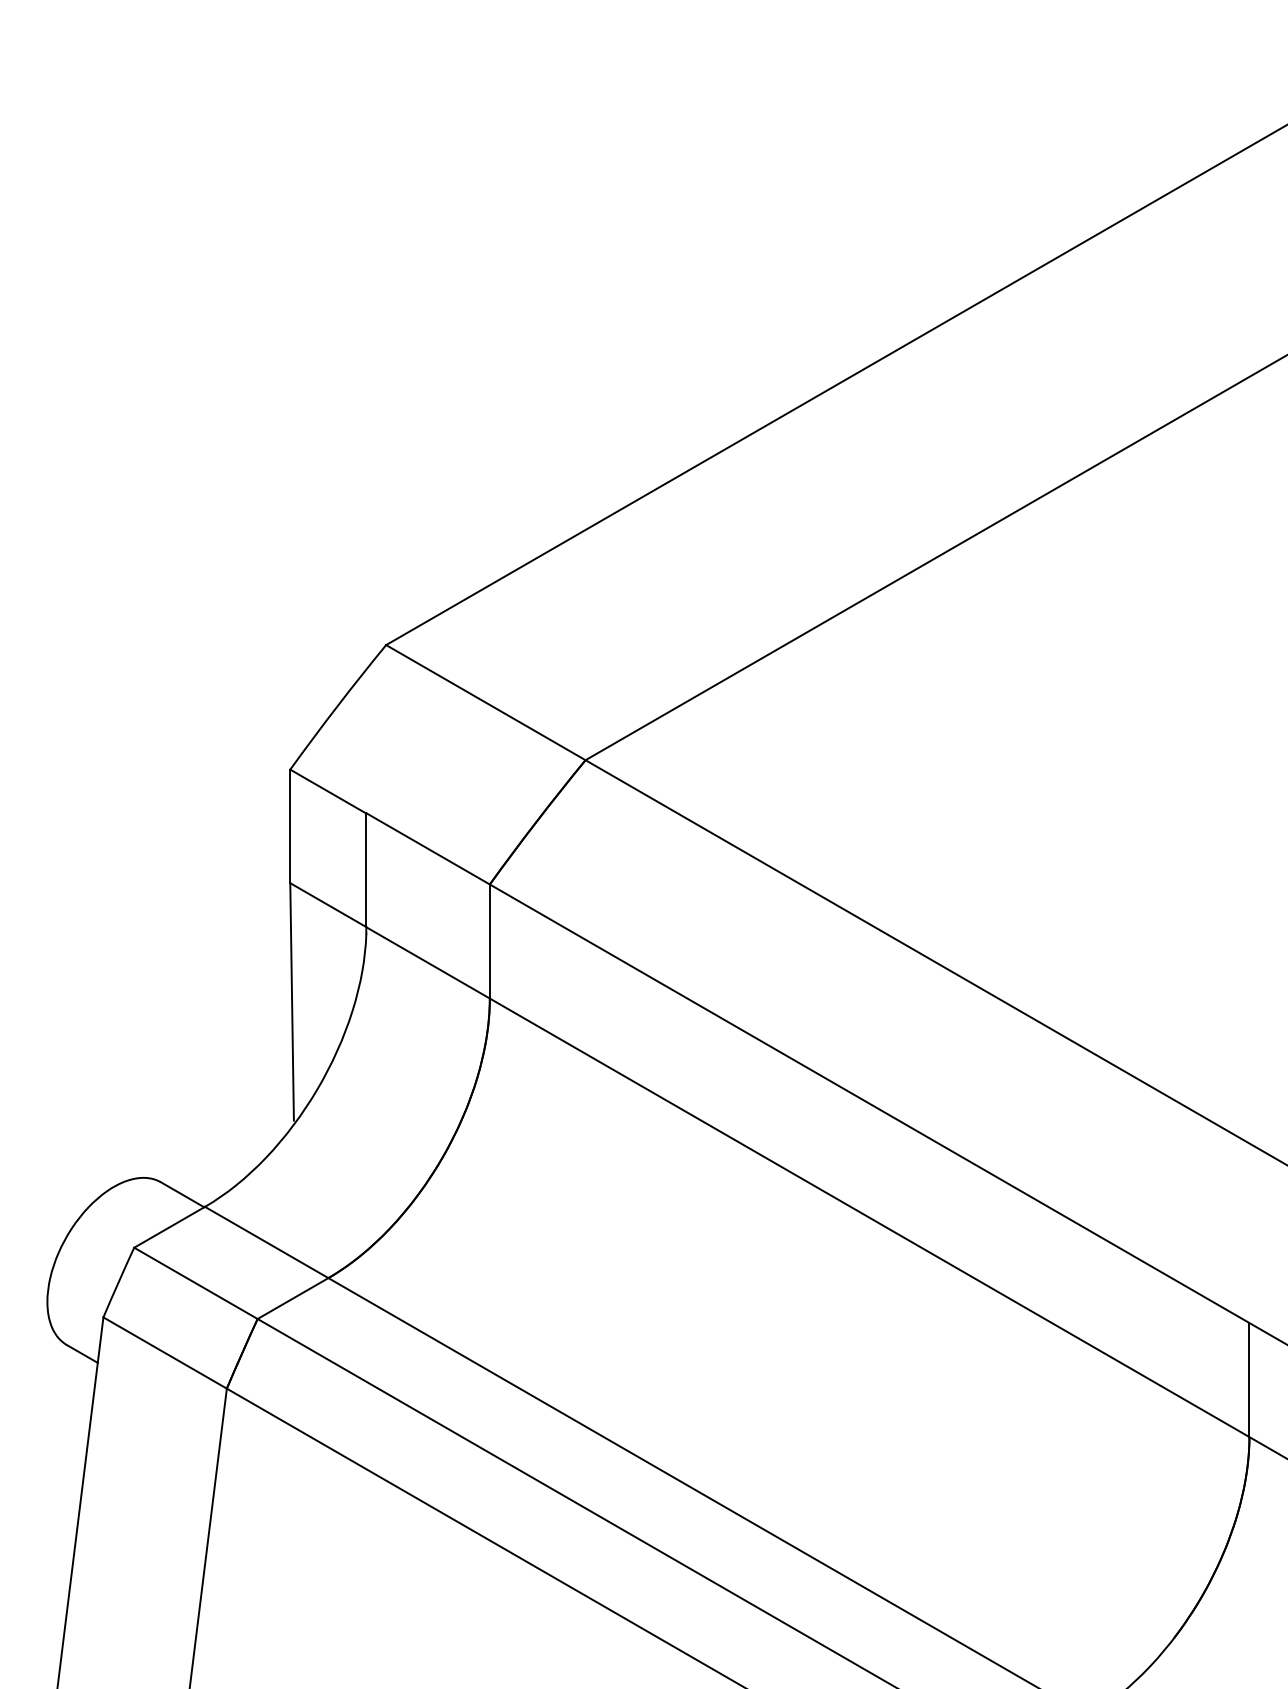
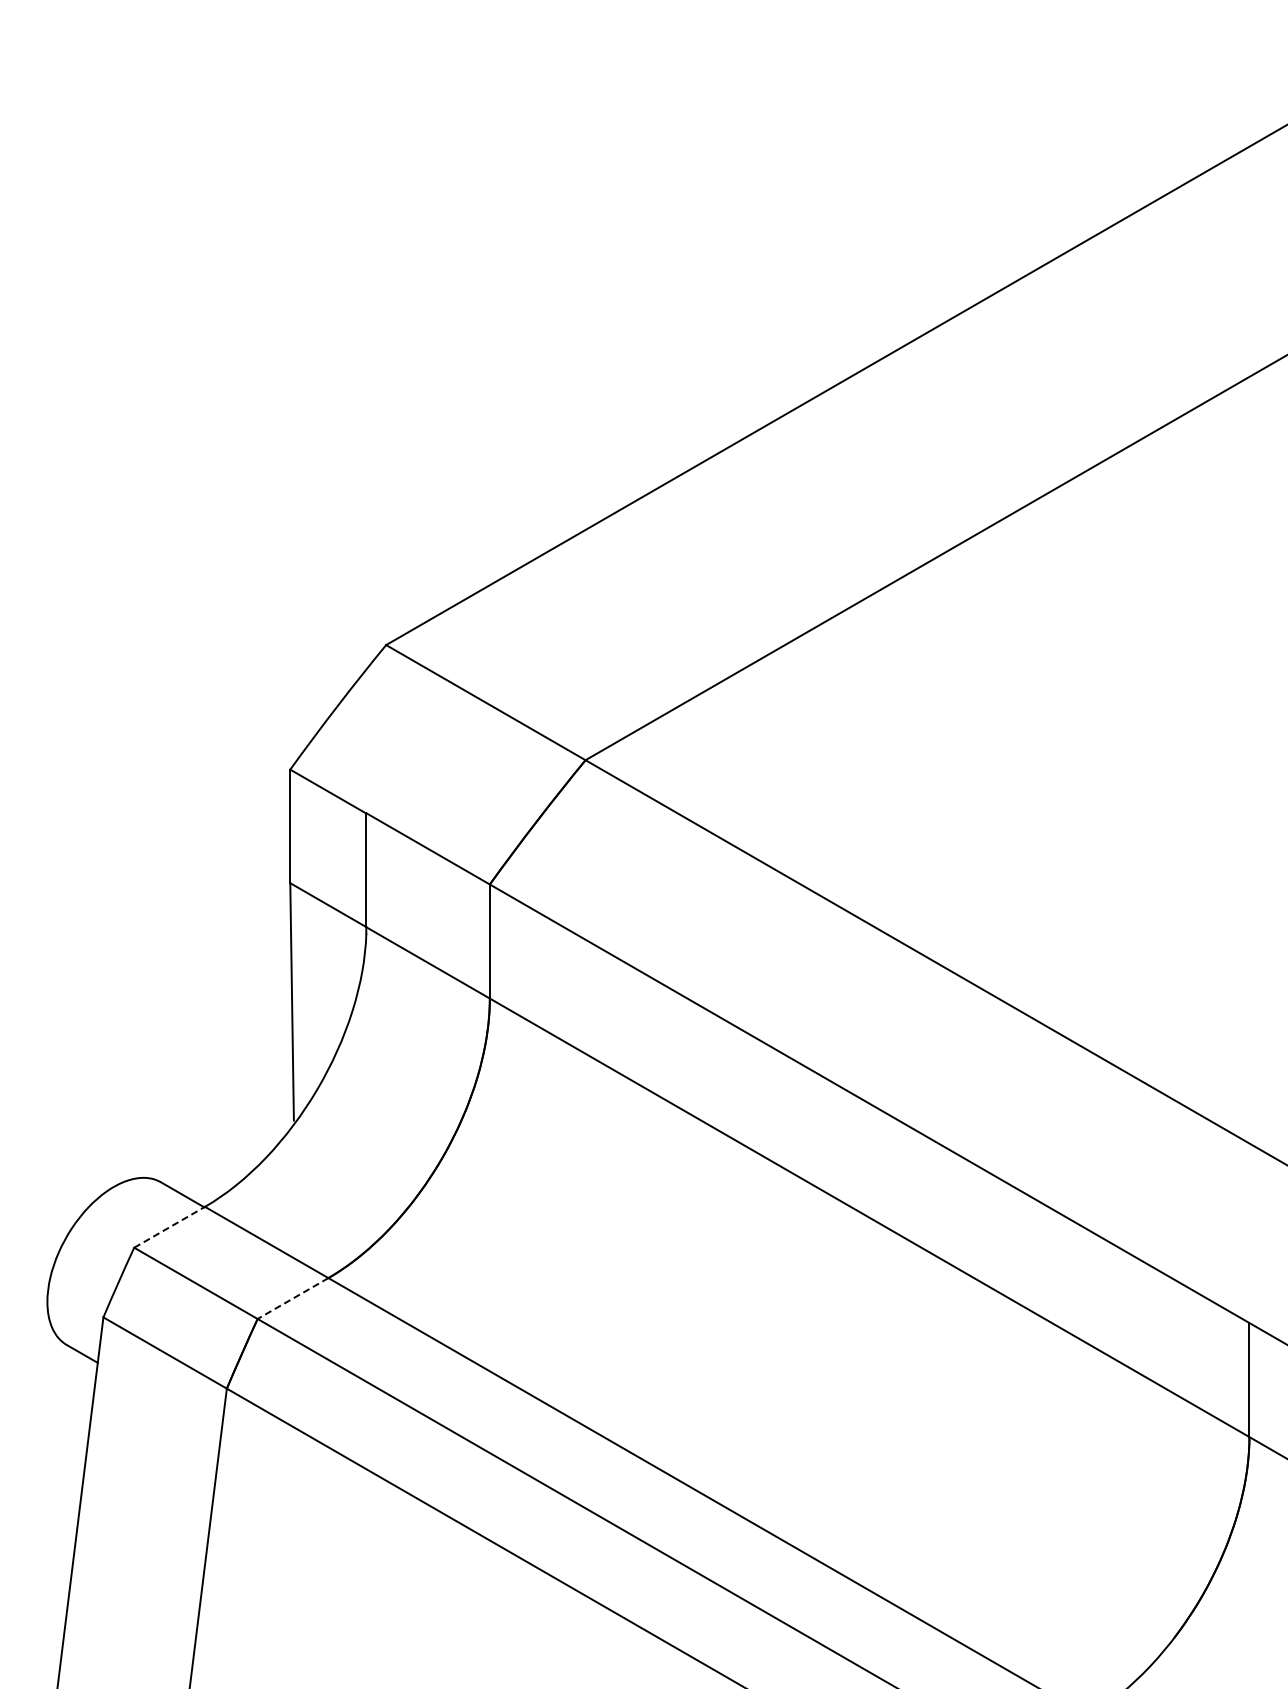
line: solid -> dashed (169, 1227)
line: solid -> dashed (293, 1298)
